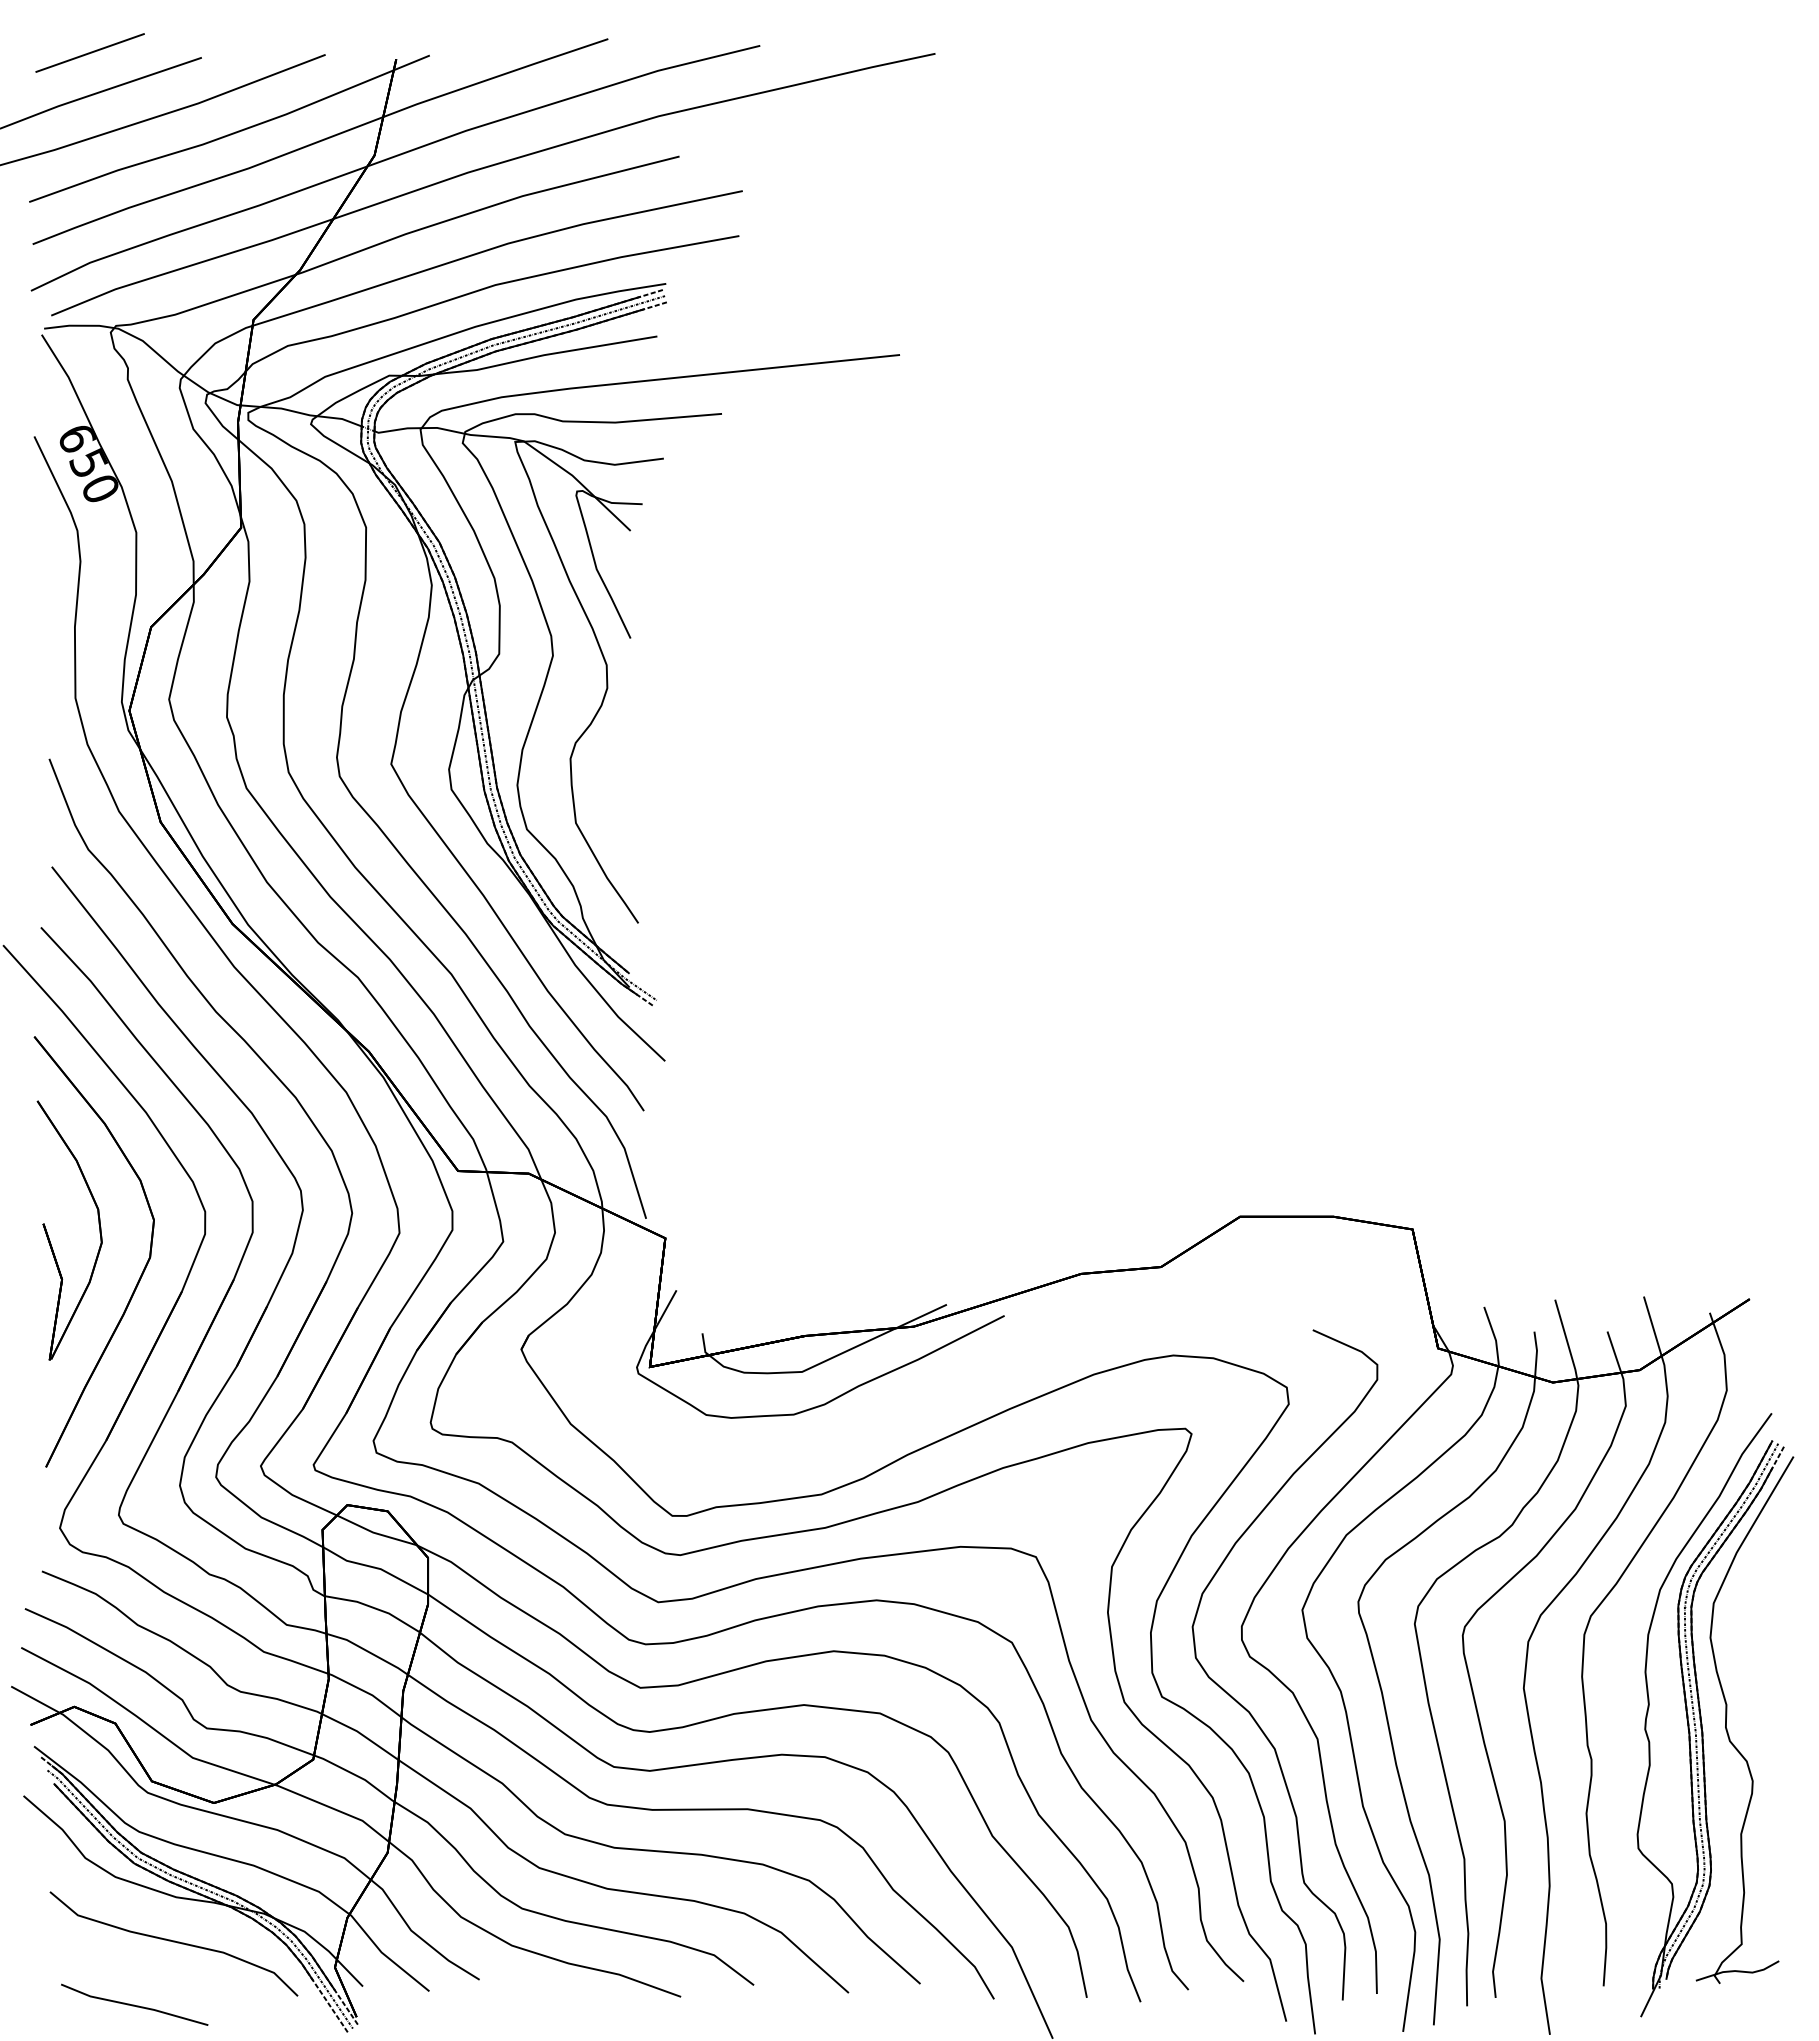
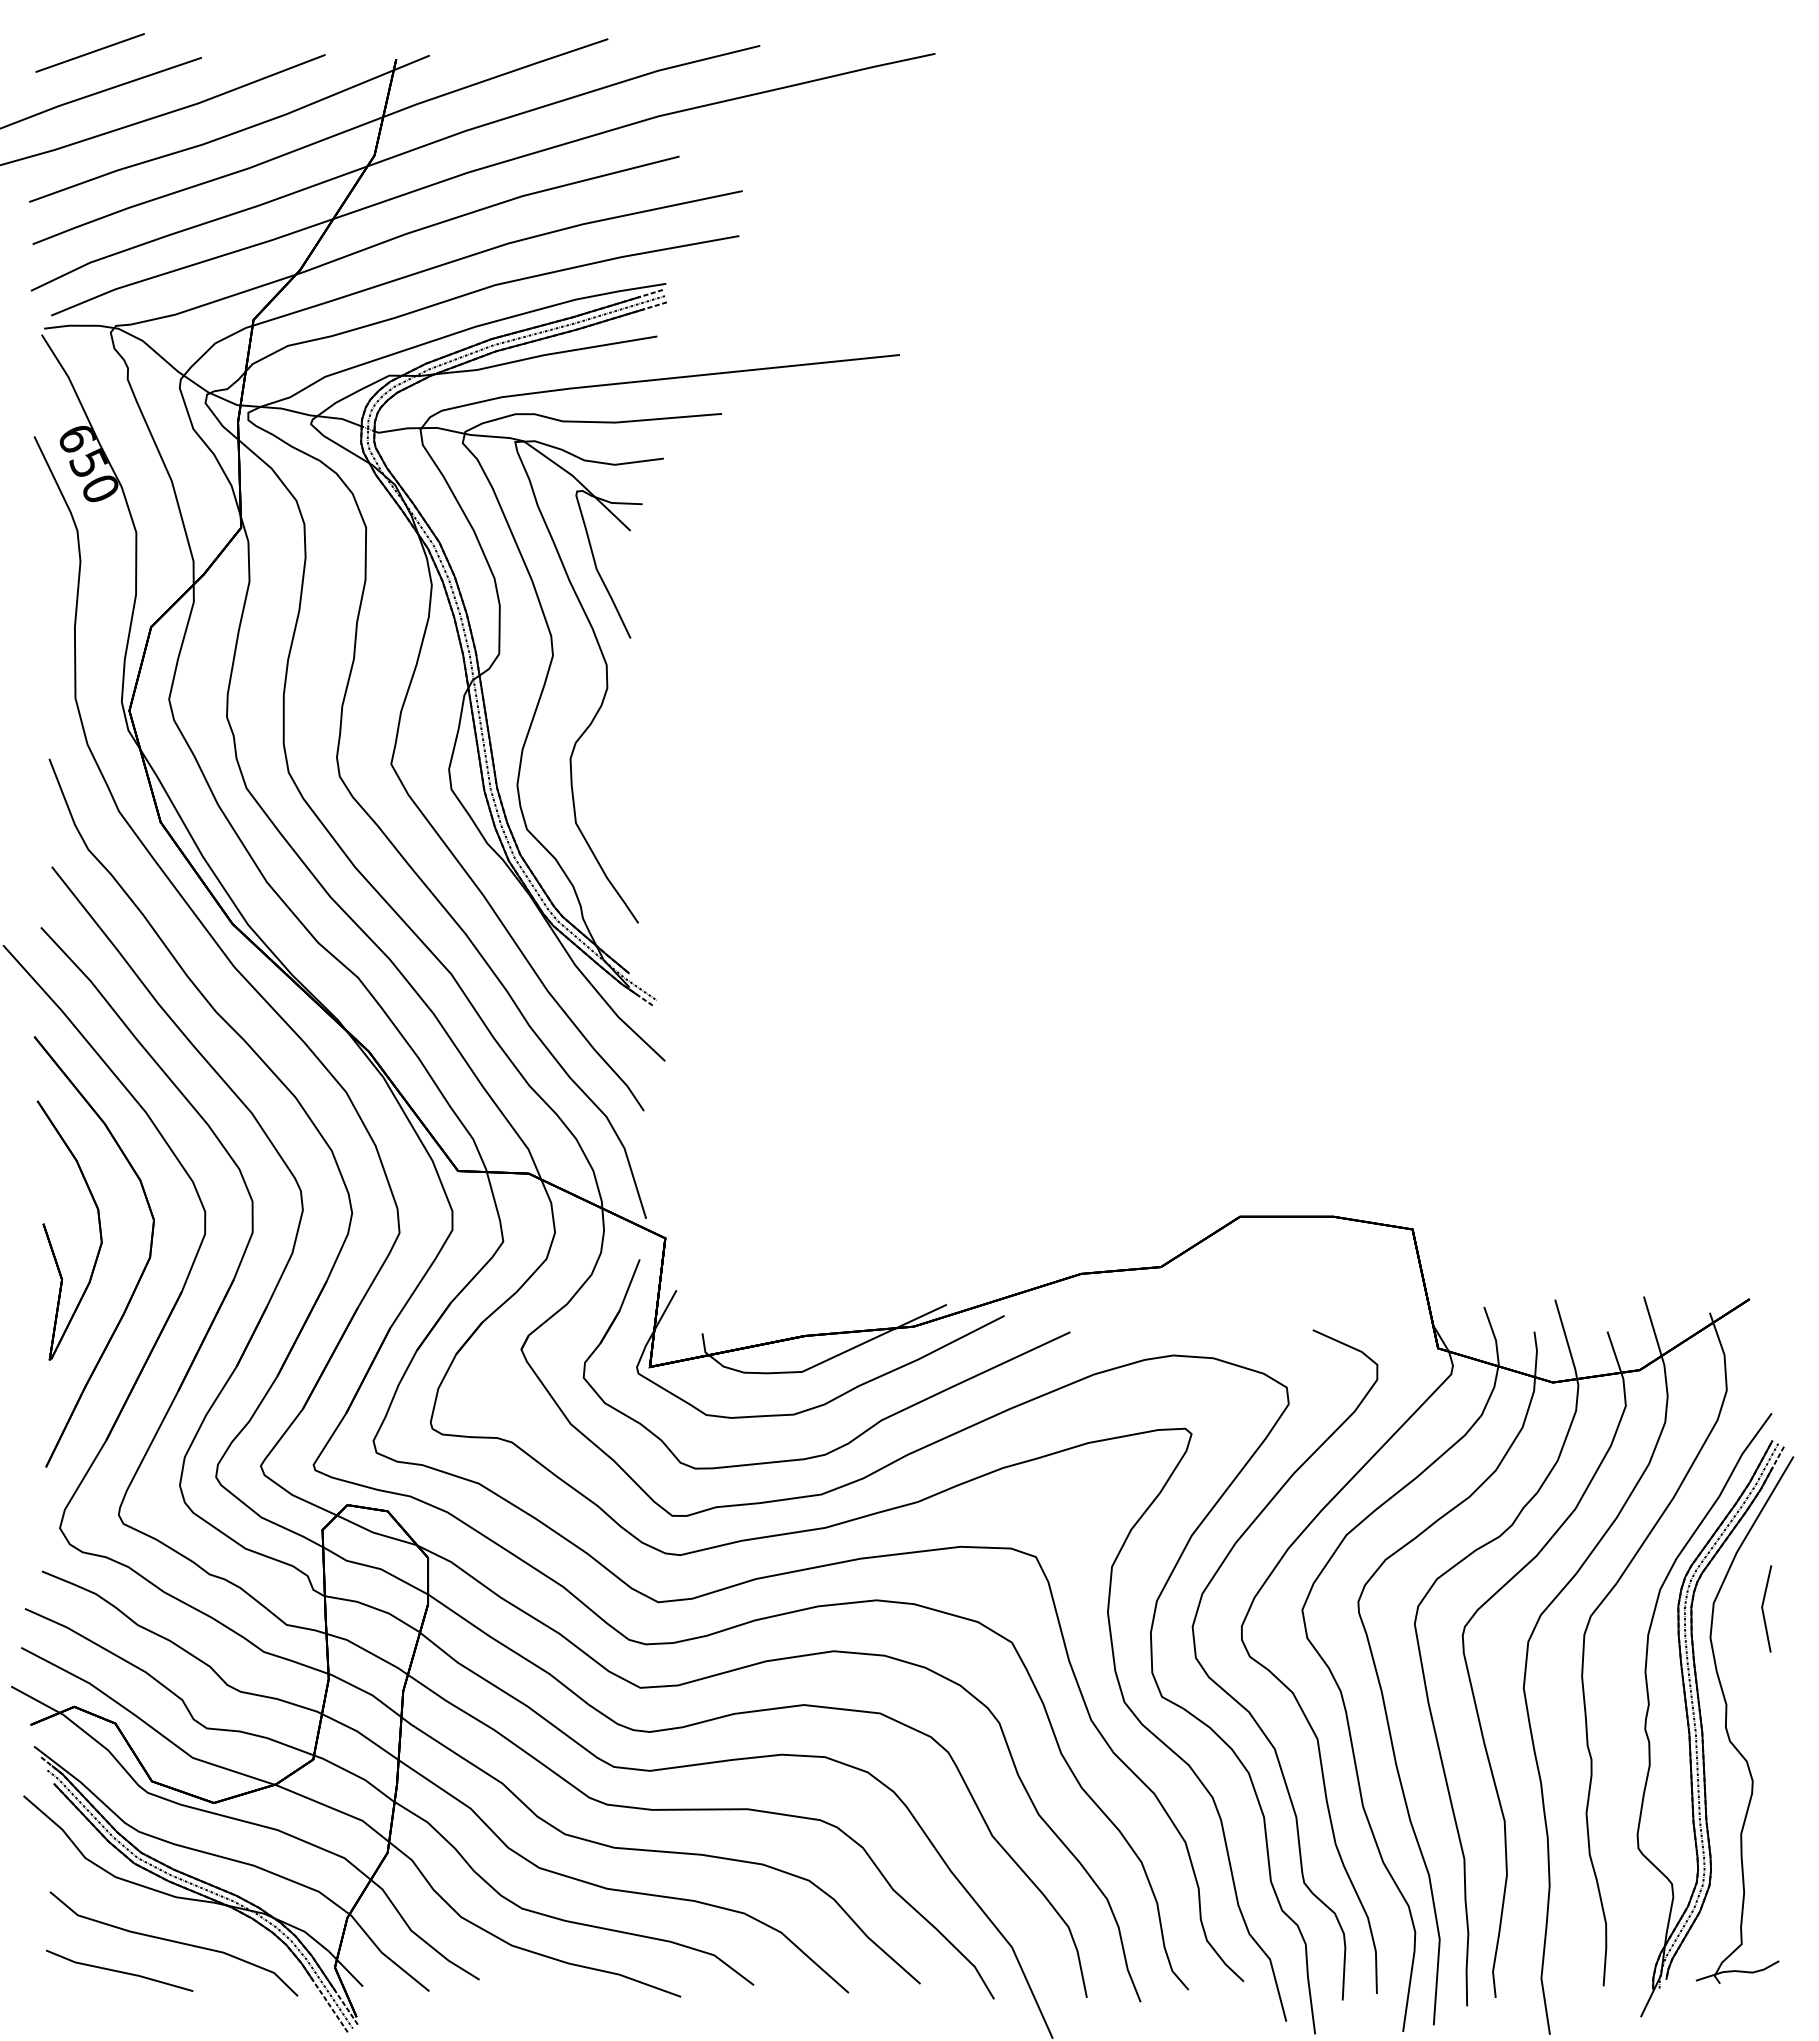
part: none -> present (873, 1424)
line: none -> present (1763, 1608)
part position: (134, 2004) -> (119, 1970) (119, 1970)
